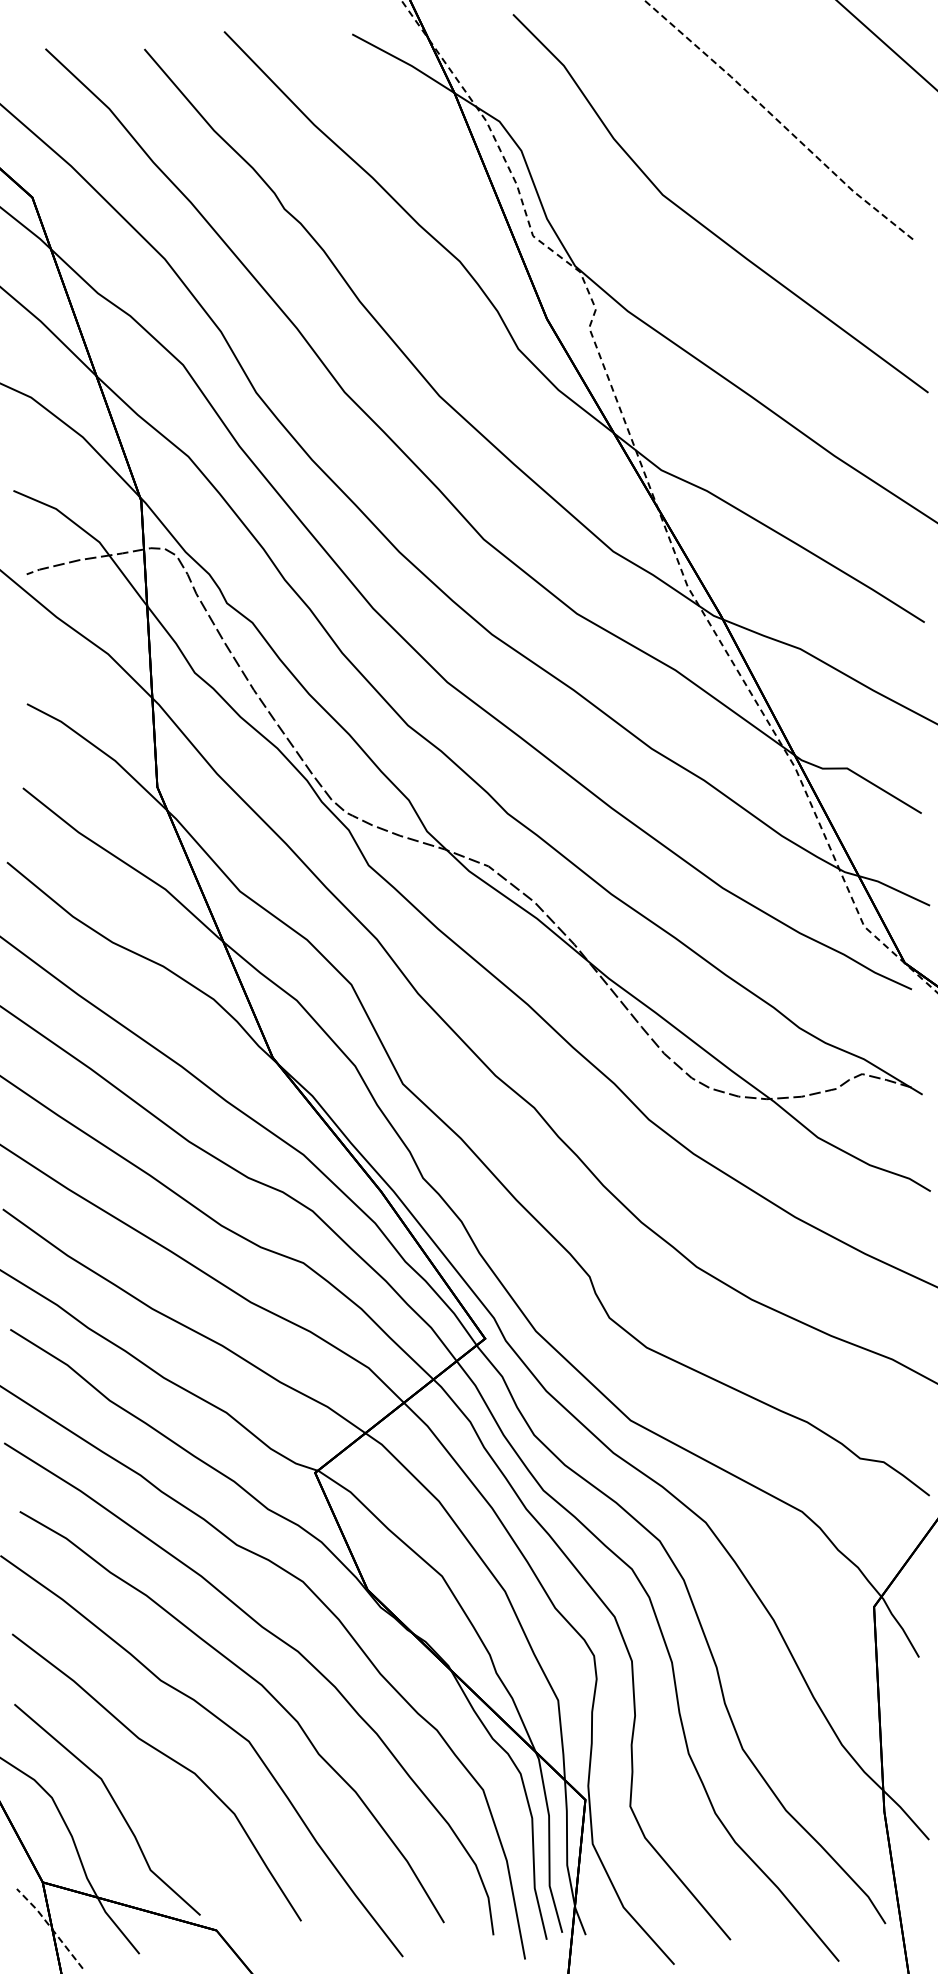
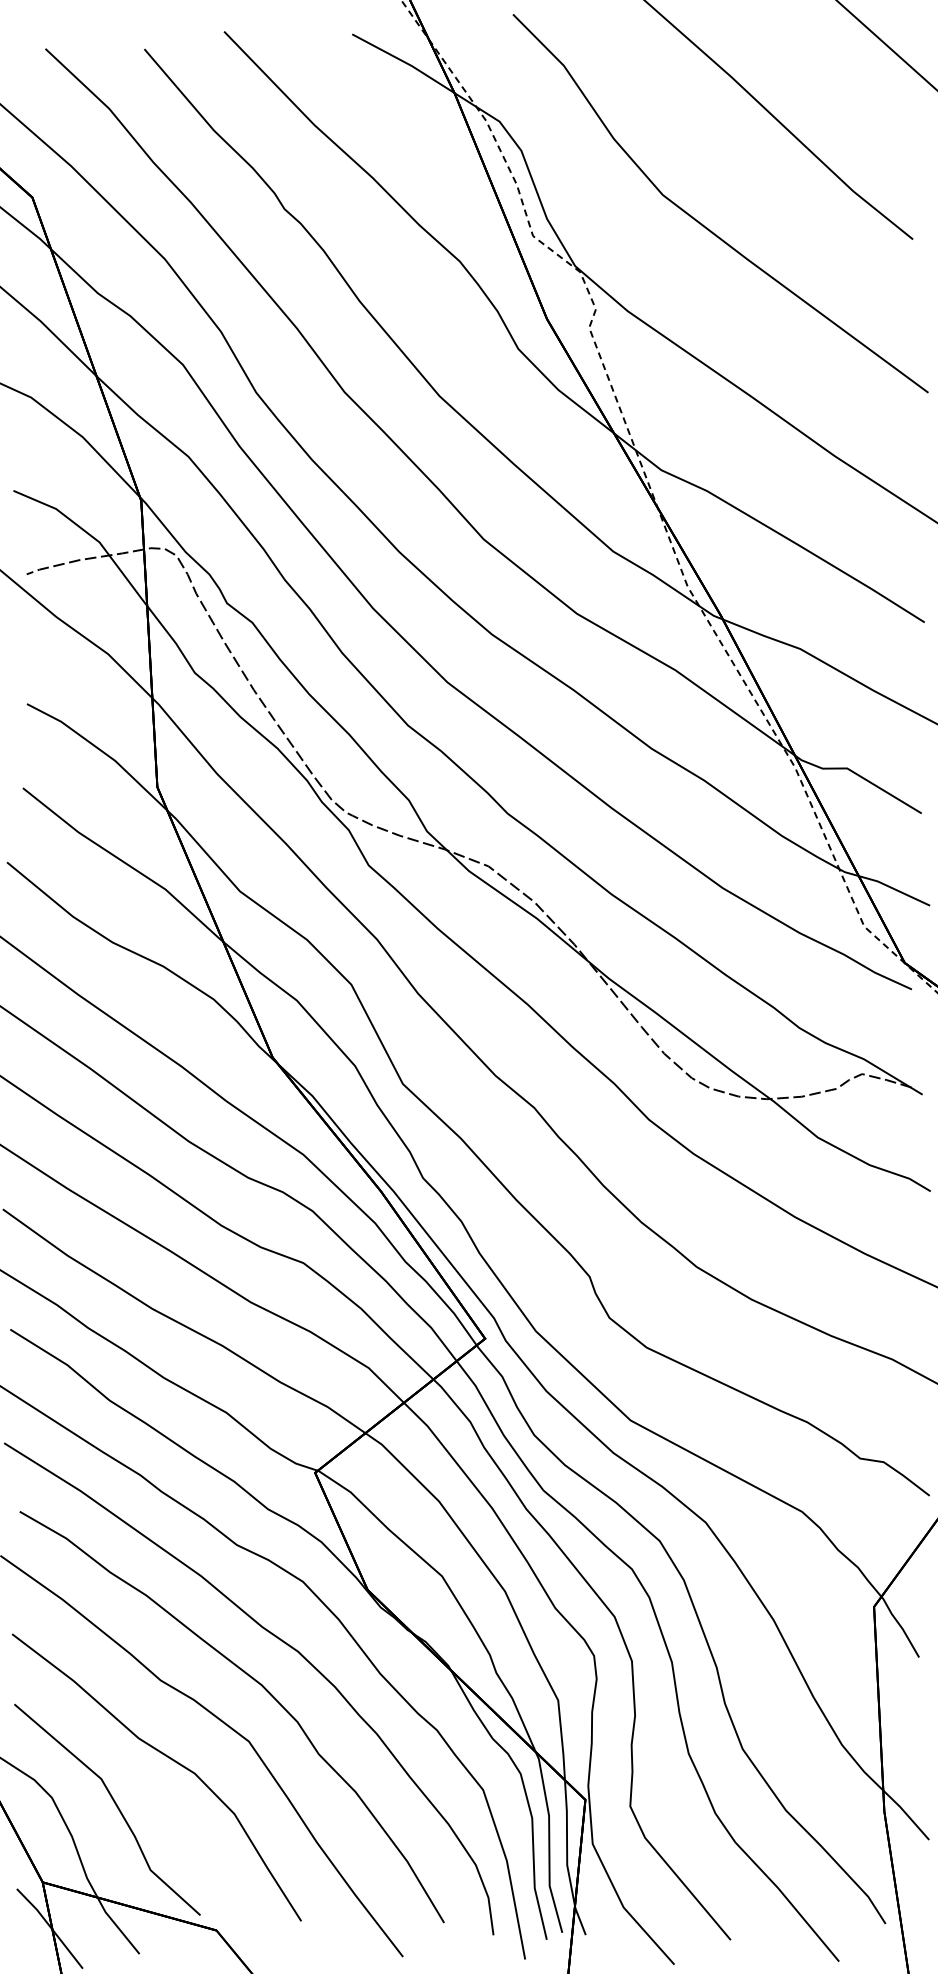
line: dashed -> solid (777, 120)
line: dashed -> solid (50, 1927)
